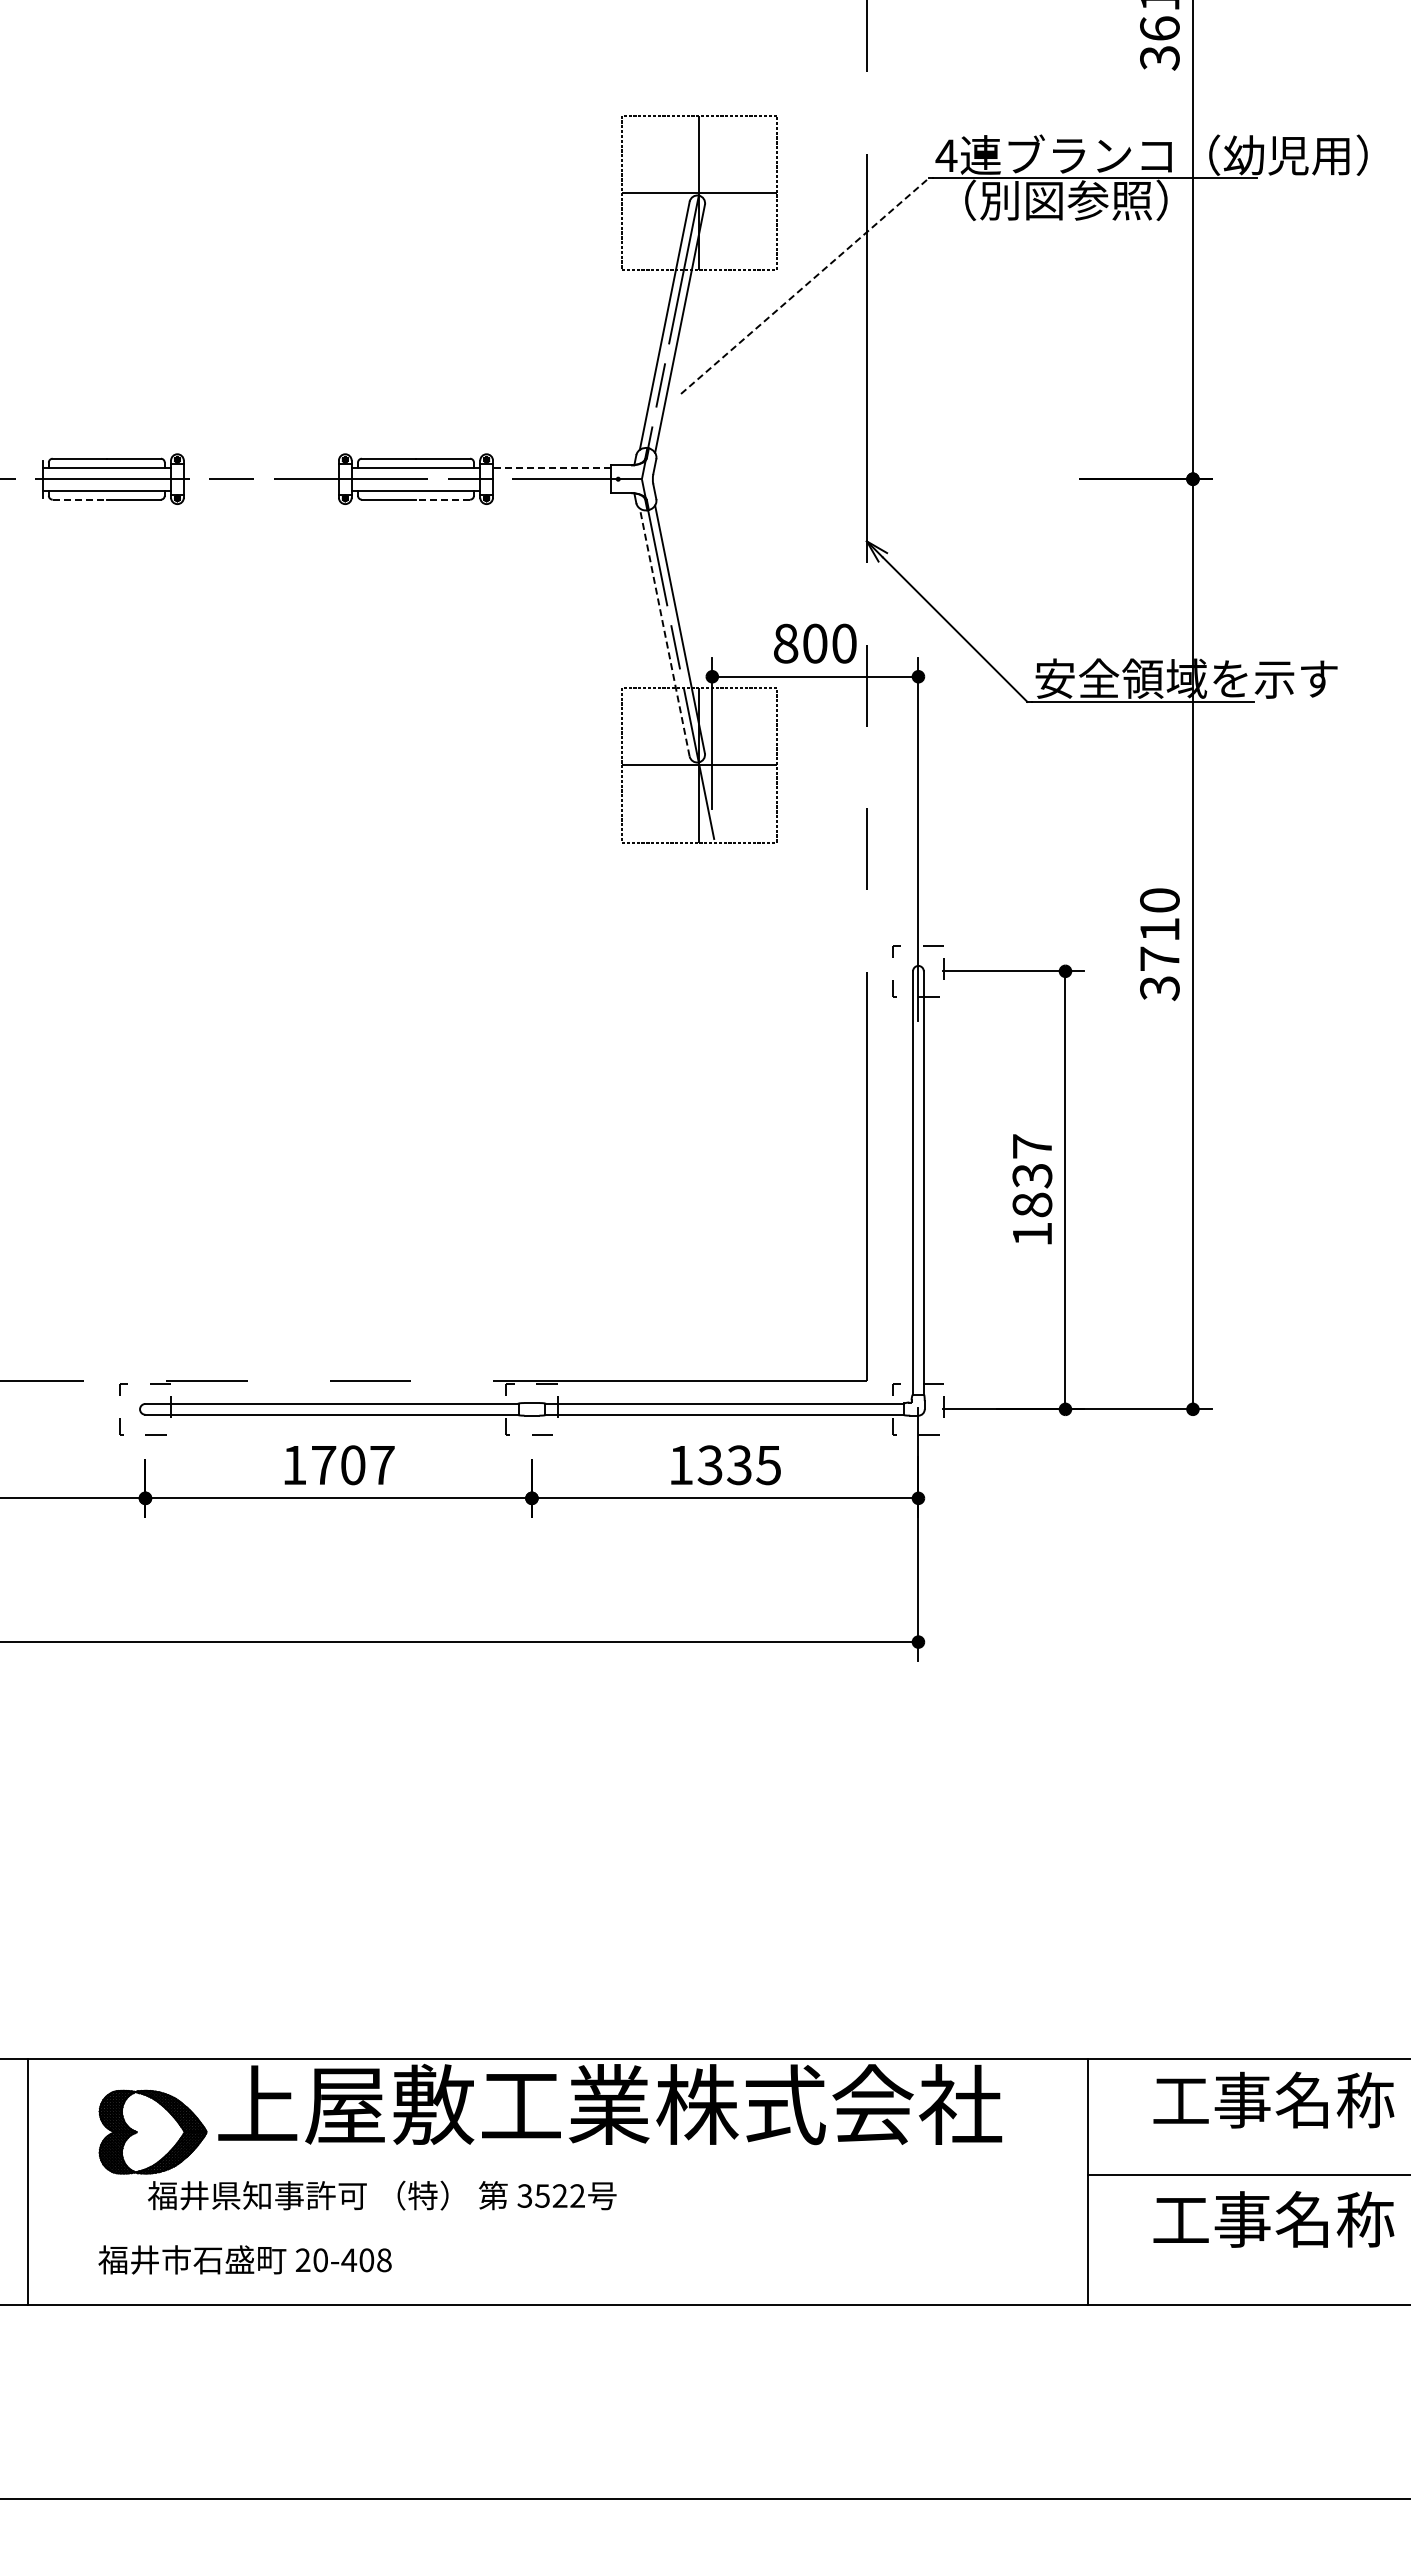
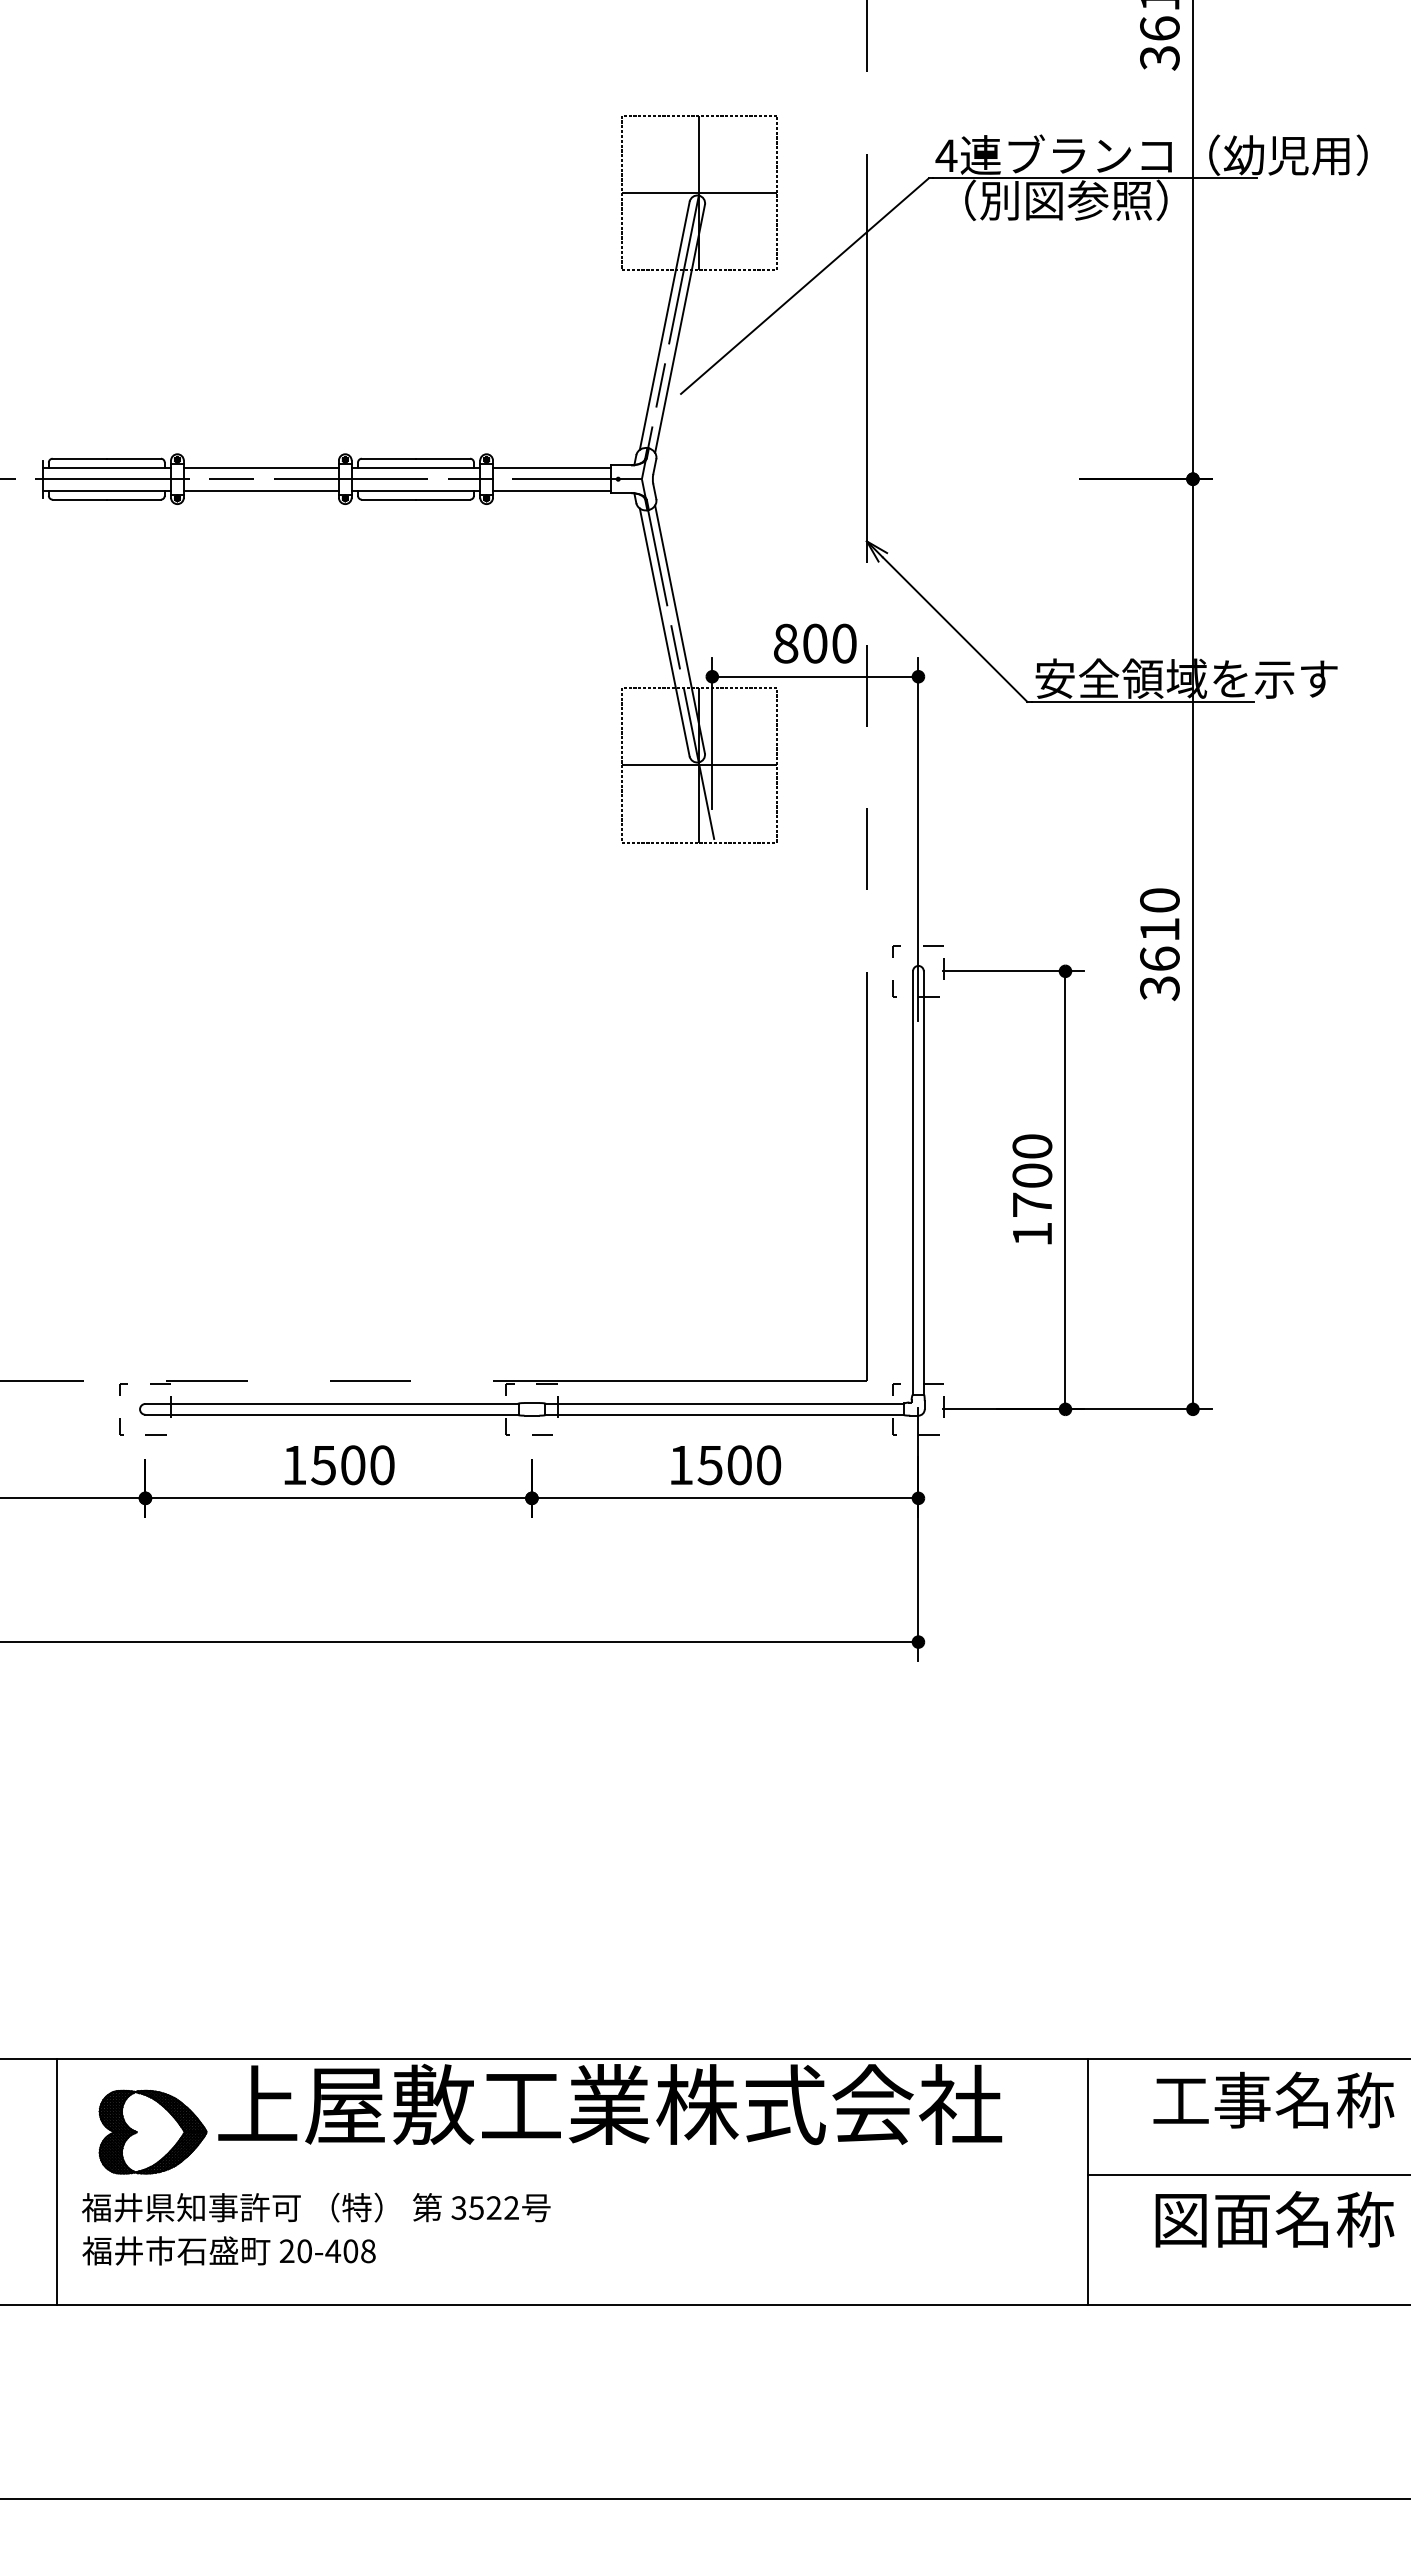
line: dashed -> solid (805, 285)
line: none -> present (260, 467)
line: dashed -> solid (551, 467)
line: none -> present (260, 490)
line: none -> present (551, 490)
line: dashed -> solid (80, 499)
line: dashed -> solid (442, 499)
line: dashed -> solid (664, 631)
text: 3710 -> 3610 (1159, 958)
text: 1837 -> 1700 (1032, 1175)
text: 1707 -> 1500 (352, 1465)
text: 1335 -> 1500 (739, 1465)
line position: (28, 2182) -> (57, 2182) (57, 2182)
text position: (382, 2195) -> (316, 2207) (316, 2207)
text: 工事名称 -> 図面名称 (1211, 2219)
text position: (244, 2259) -> (228, 2250) (228, 2250)
